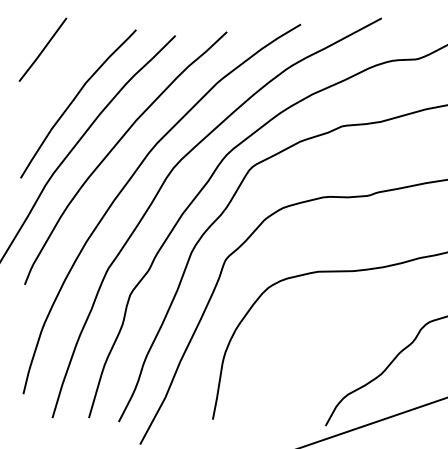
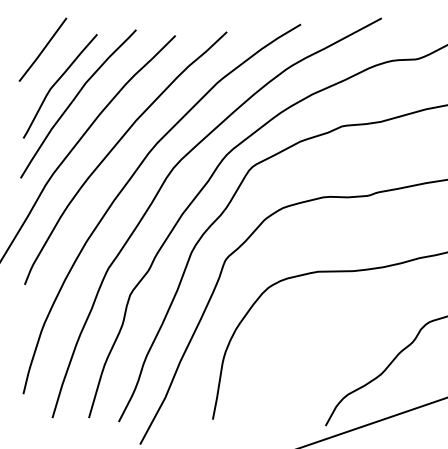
curve: none -> present (56, 83)
